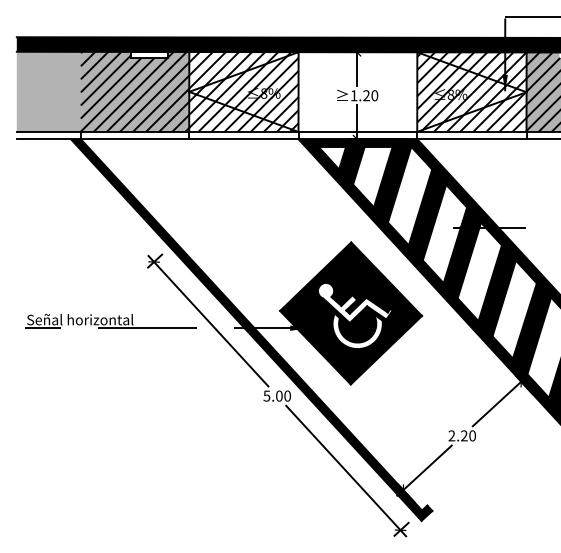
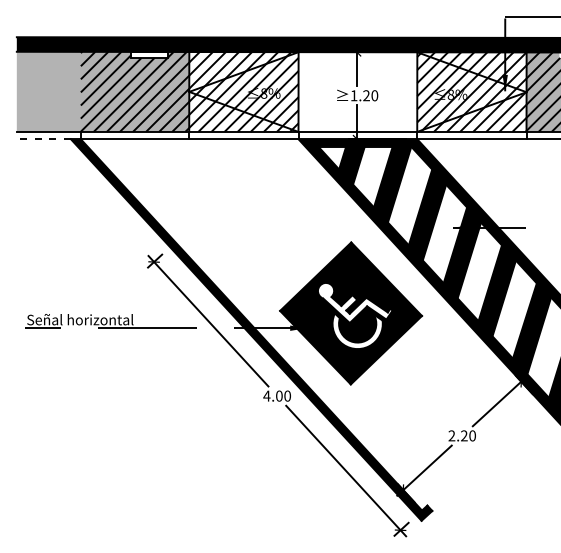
line: solid -> dashed (43, 139)
text: 5.00 -> 4.00 (266, 395)
